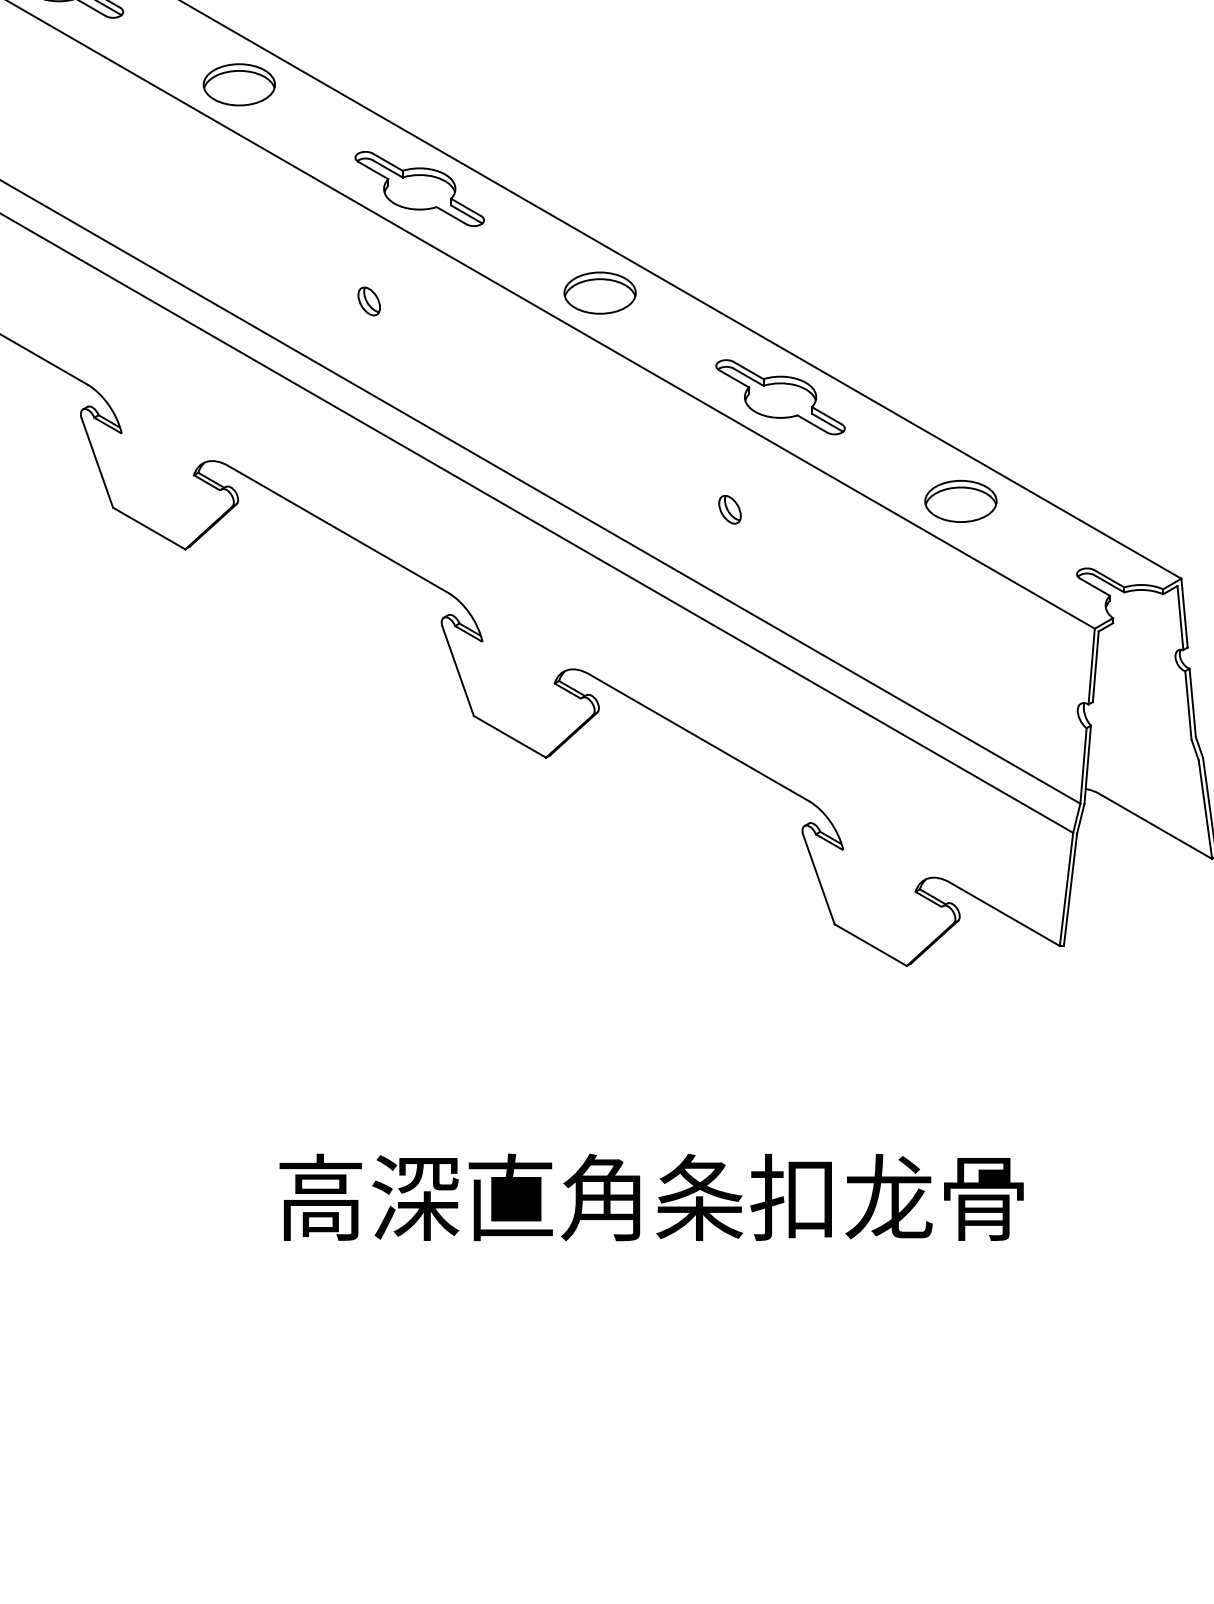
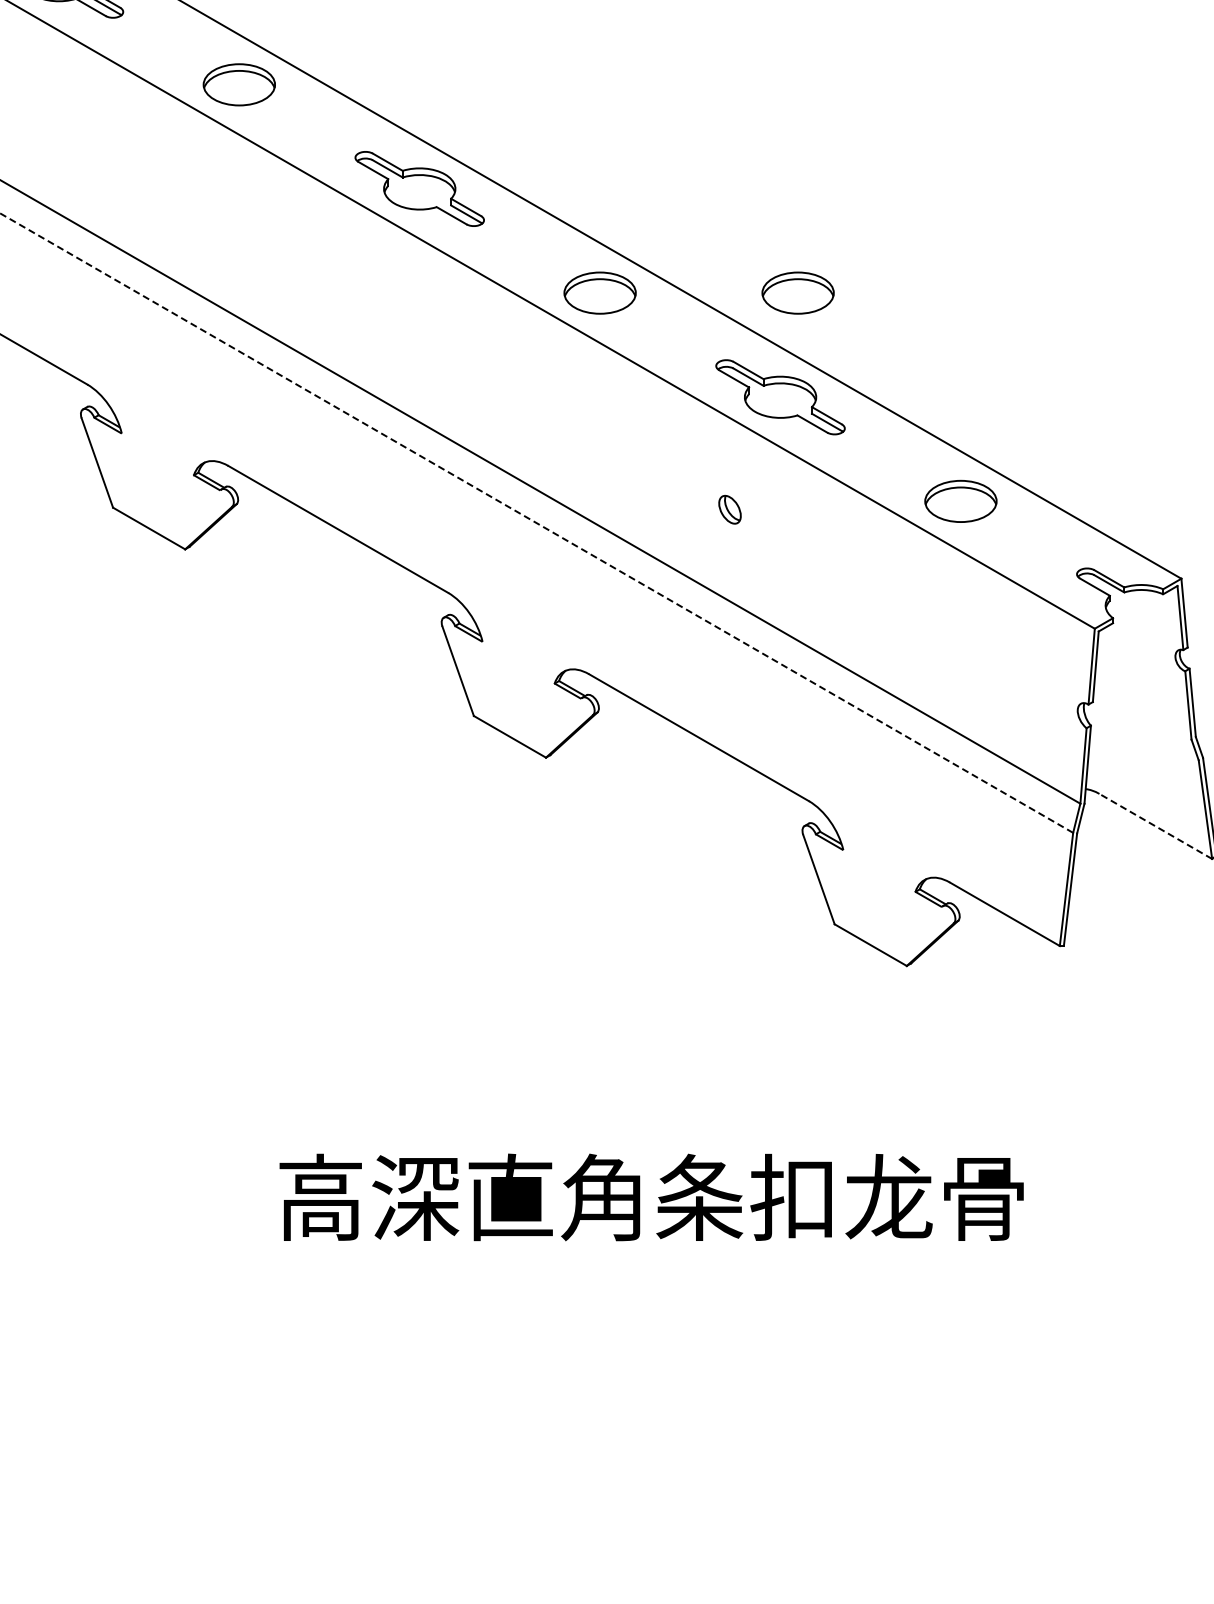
part: none -> present (797, 292)
part: present -> none (368, 301)
line: solid -> dashed (536, 522)
line: solid -> dashed (1155, 826)
